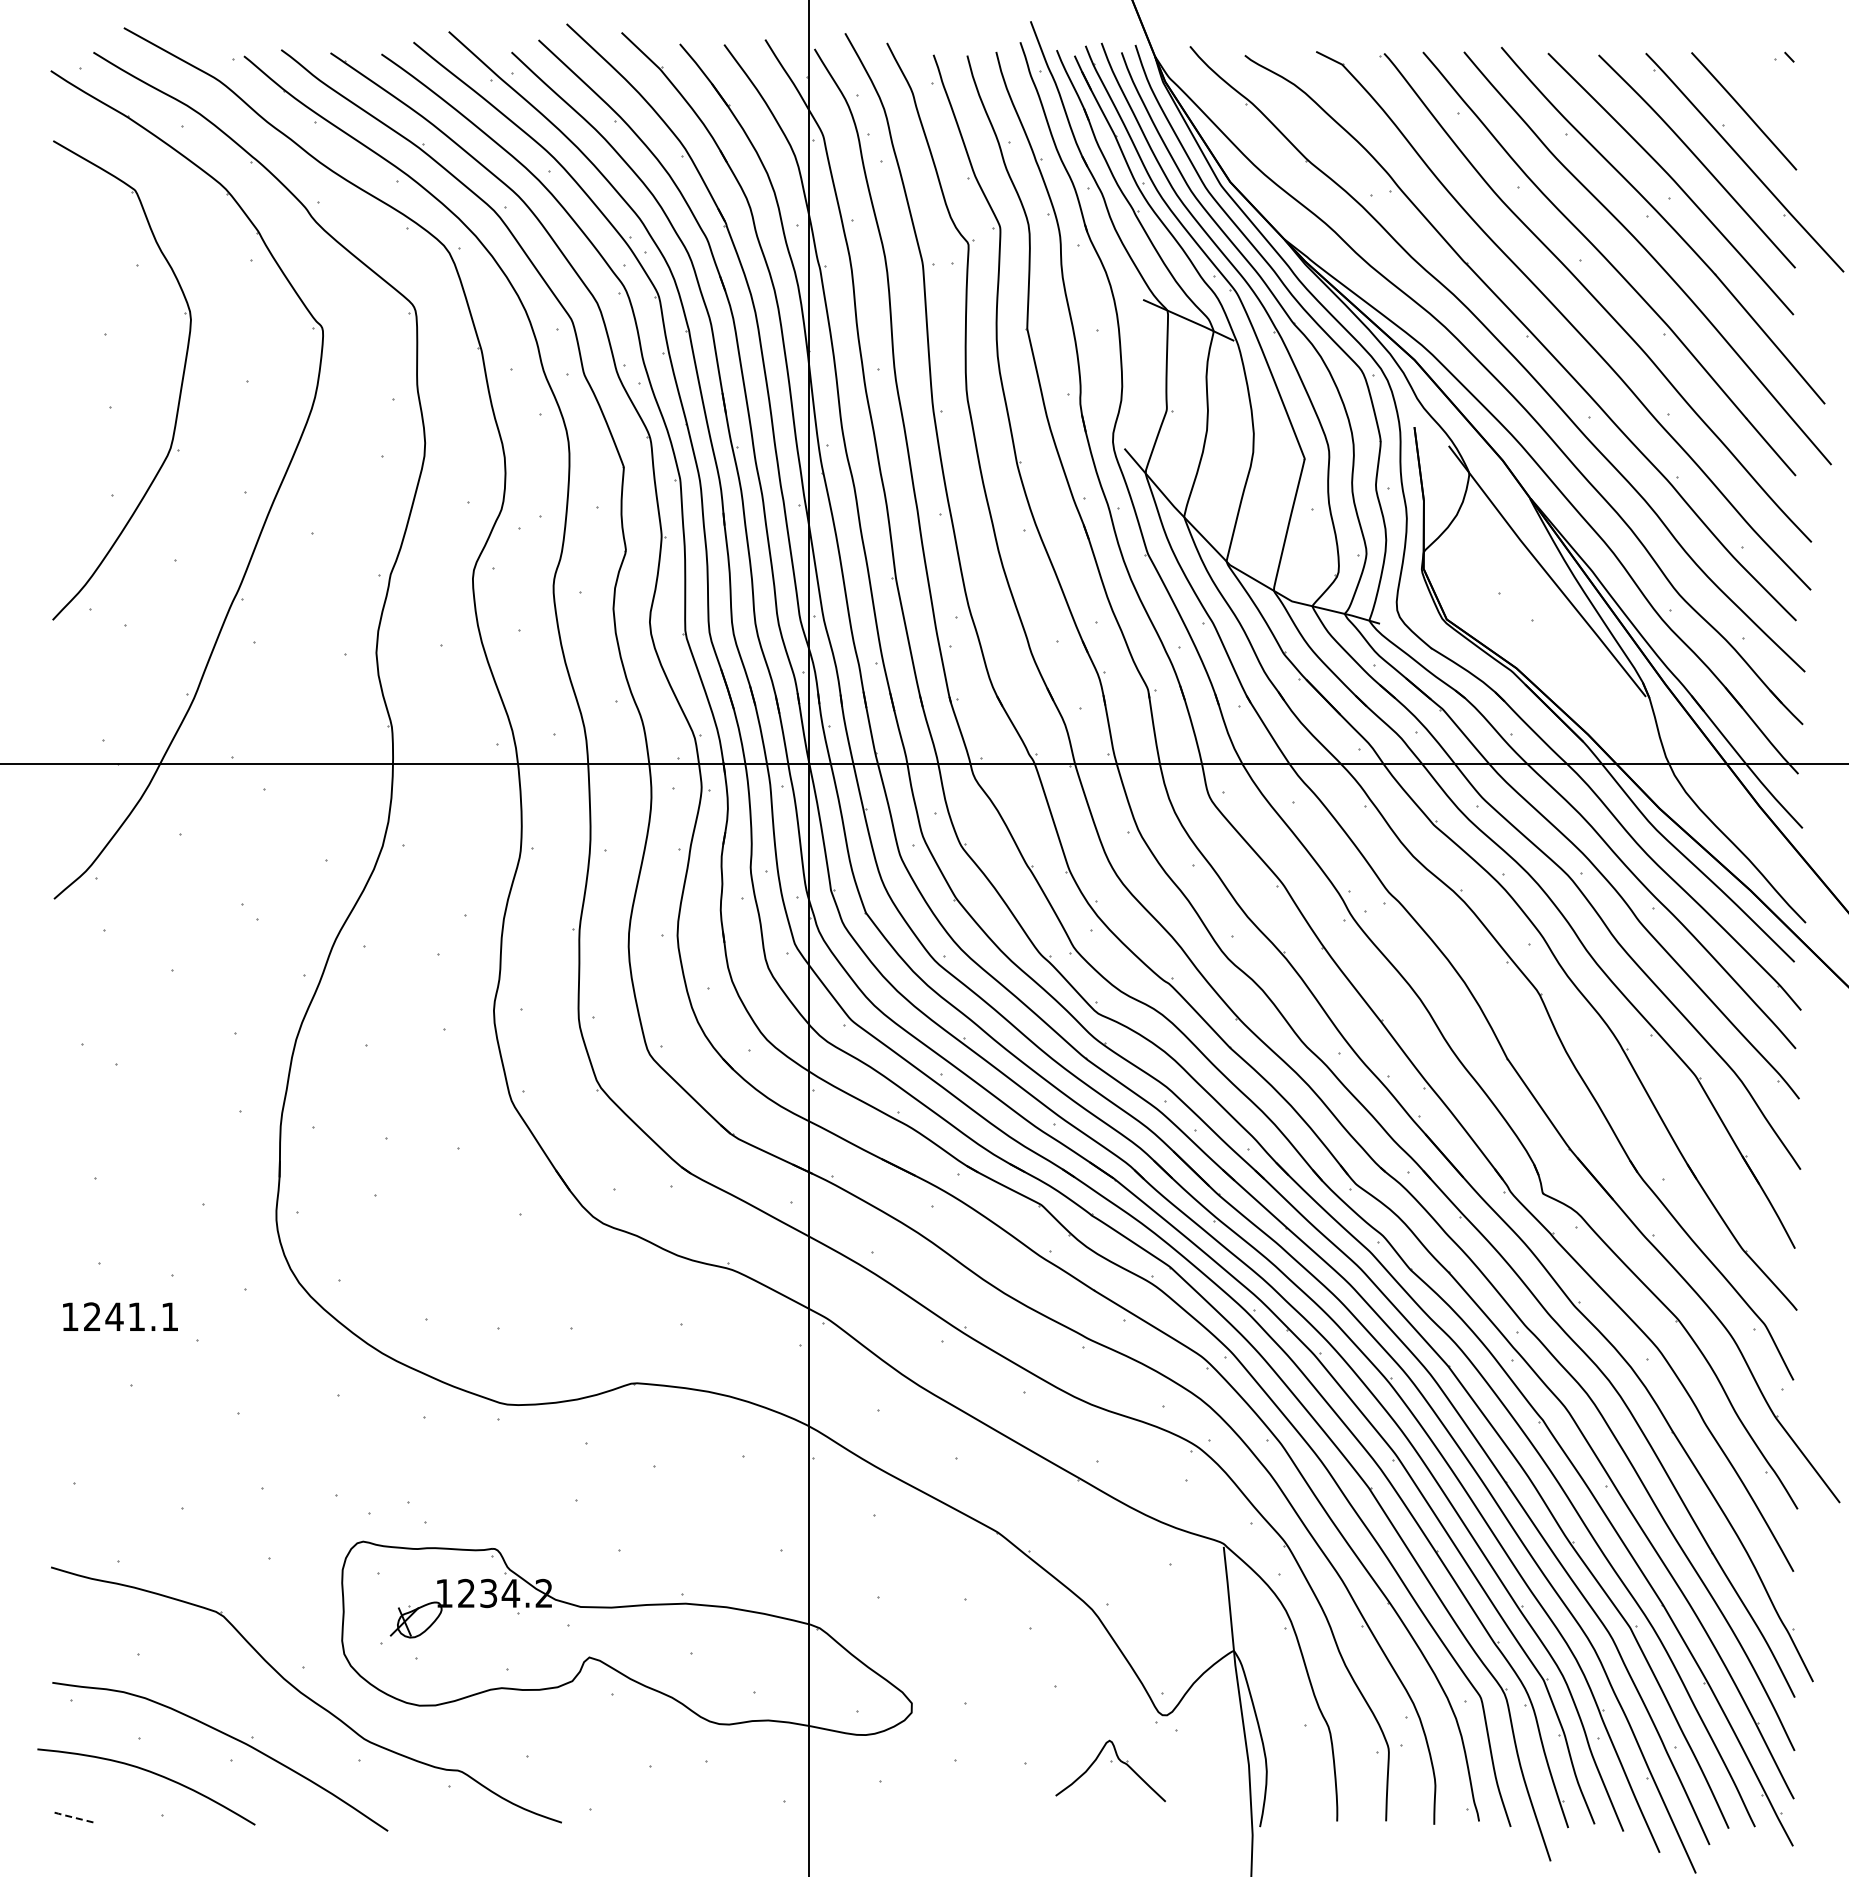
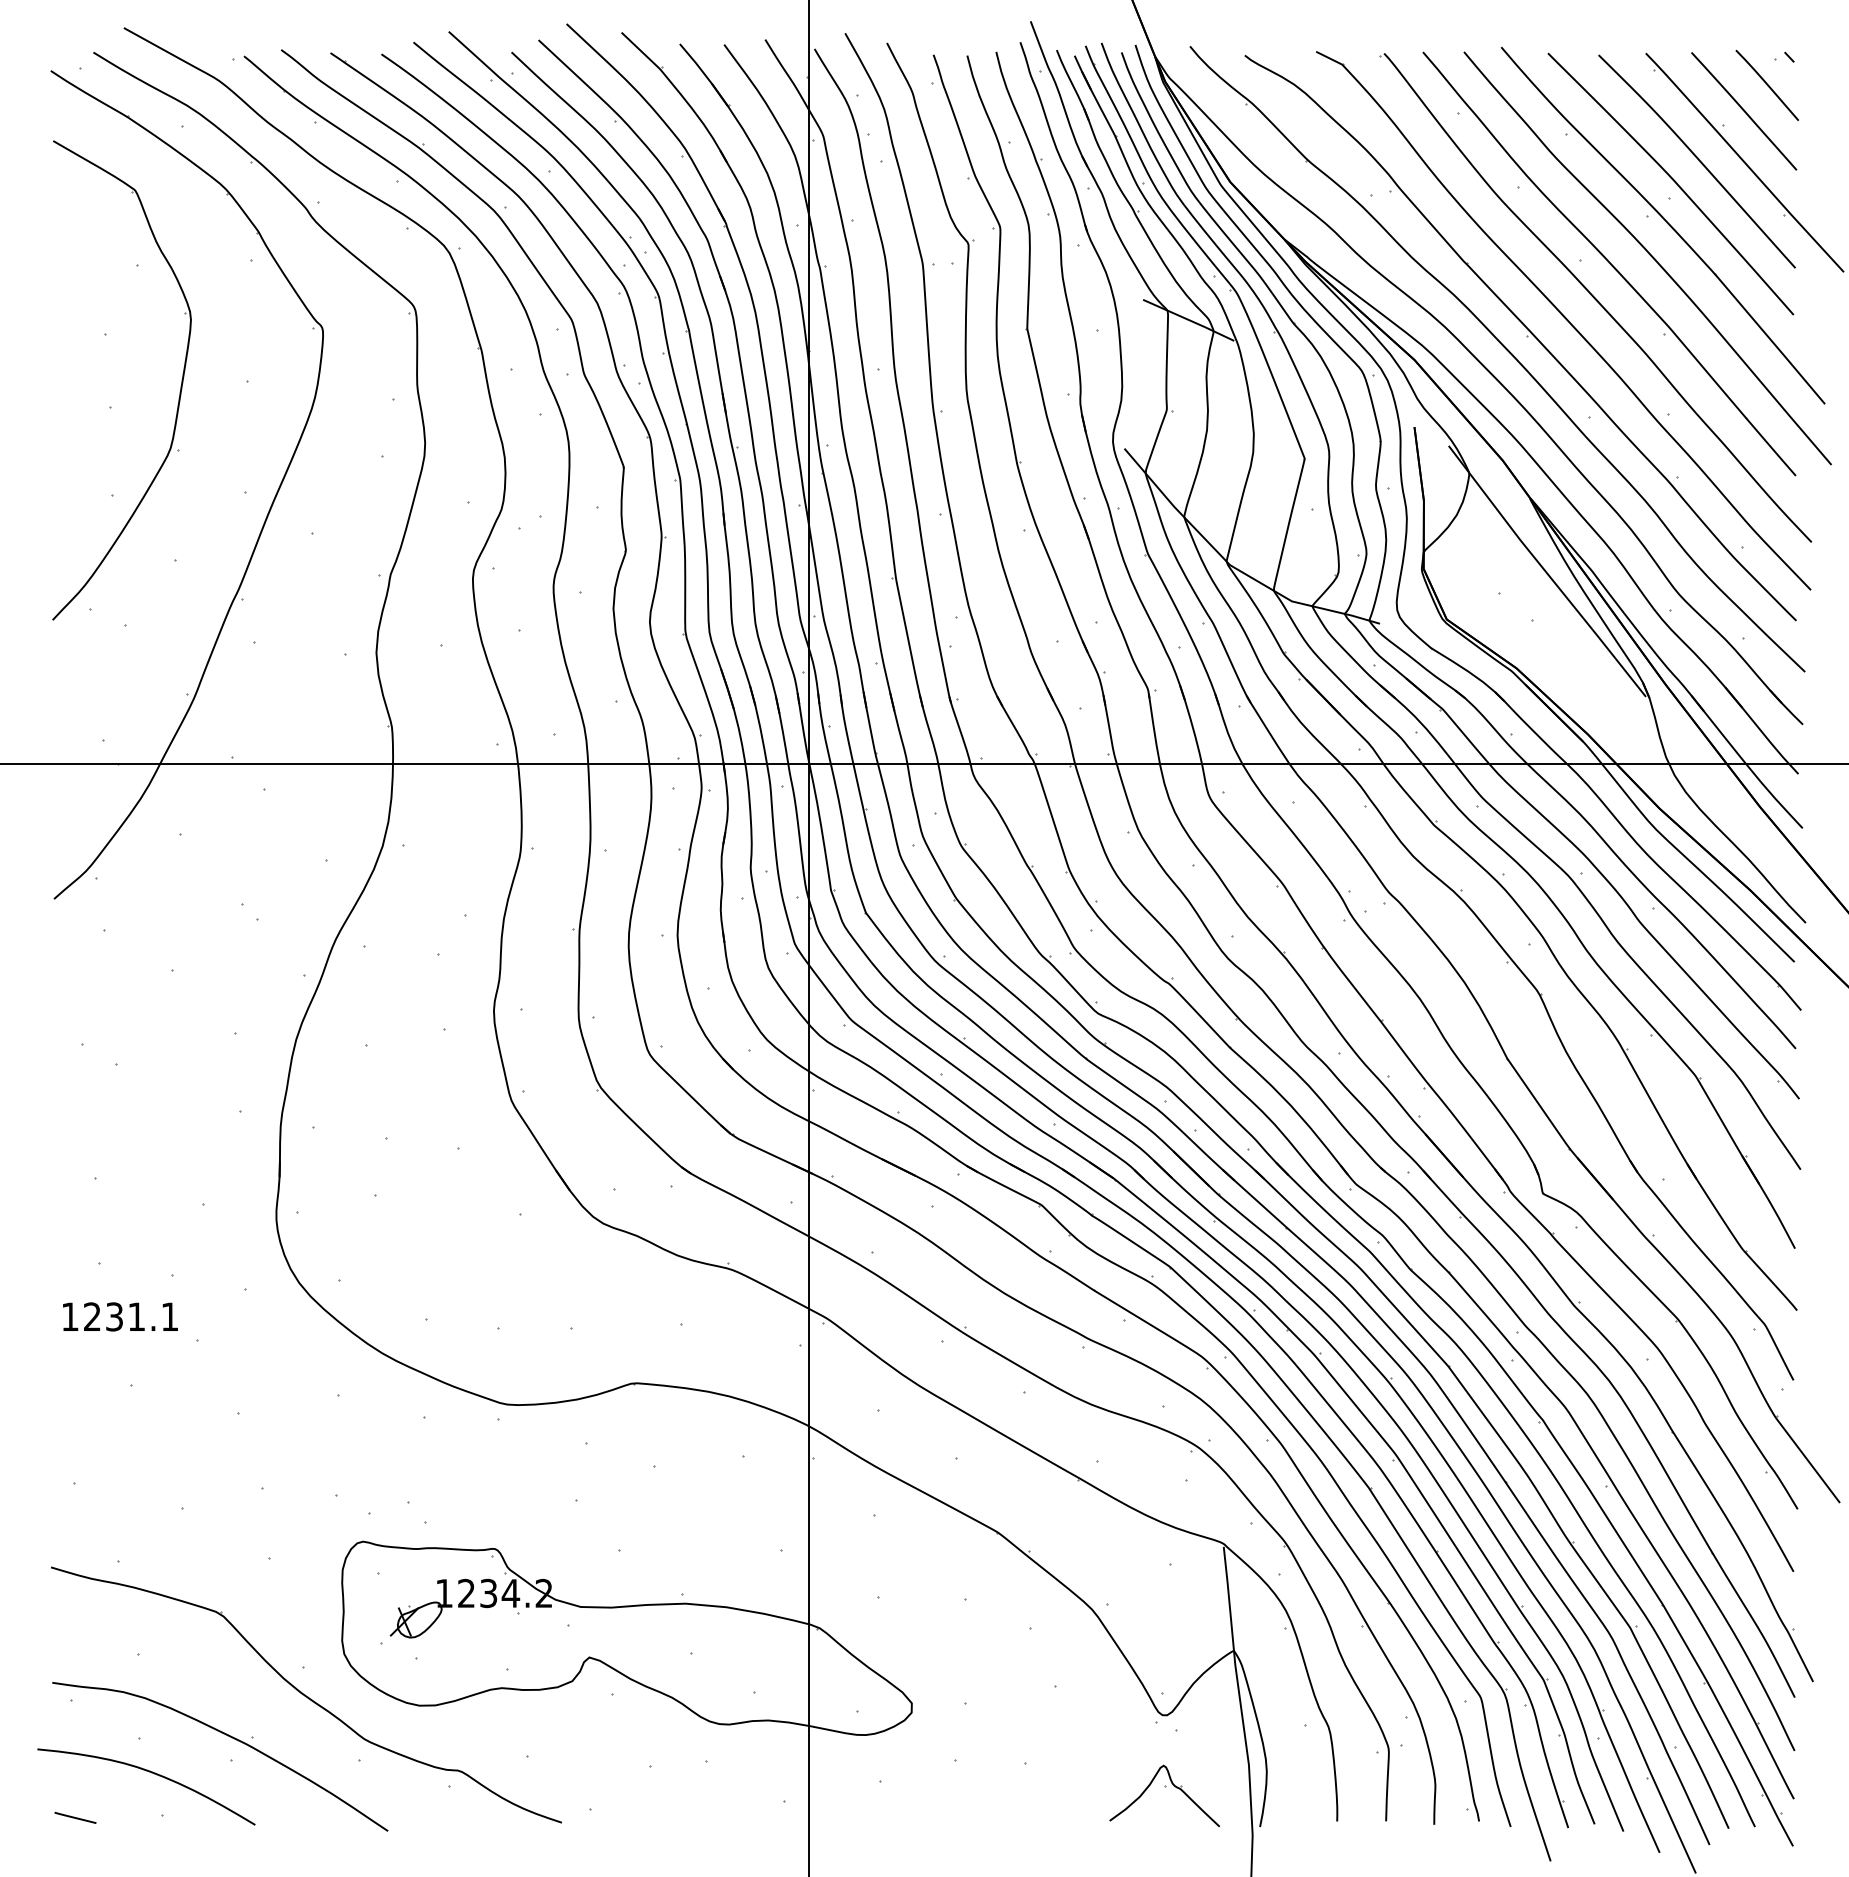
line: none -> present (1766, 84)
text: 1241.1 -> 1231.1 (114, 1316)
part position: (1111, 1762) -> (1165, 1787) (1165, 1787)
line: dashed -> solid (74, 1817)
